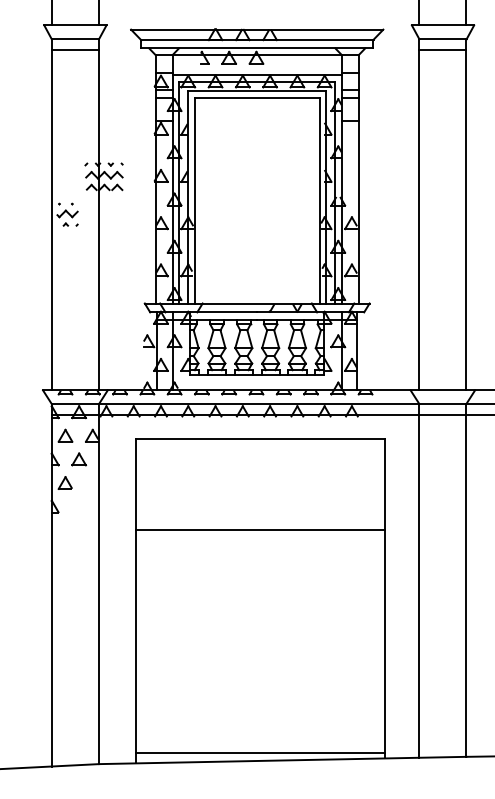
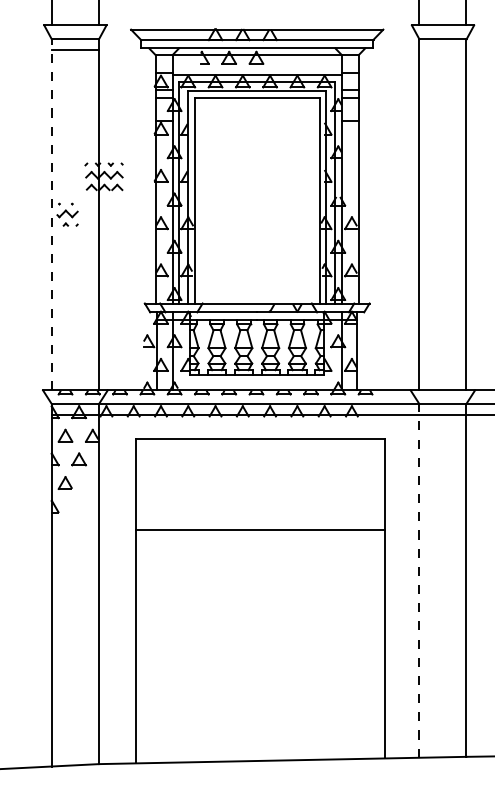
line: present -> none (442, 49)
line: solid -> dashed (51, 214)
line: solid -> dashed (419, 580)
line: present -> none (260, 753)
